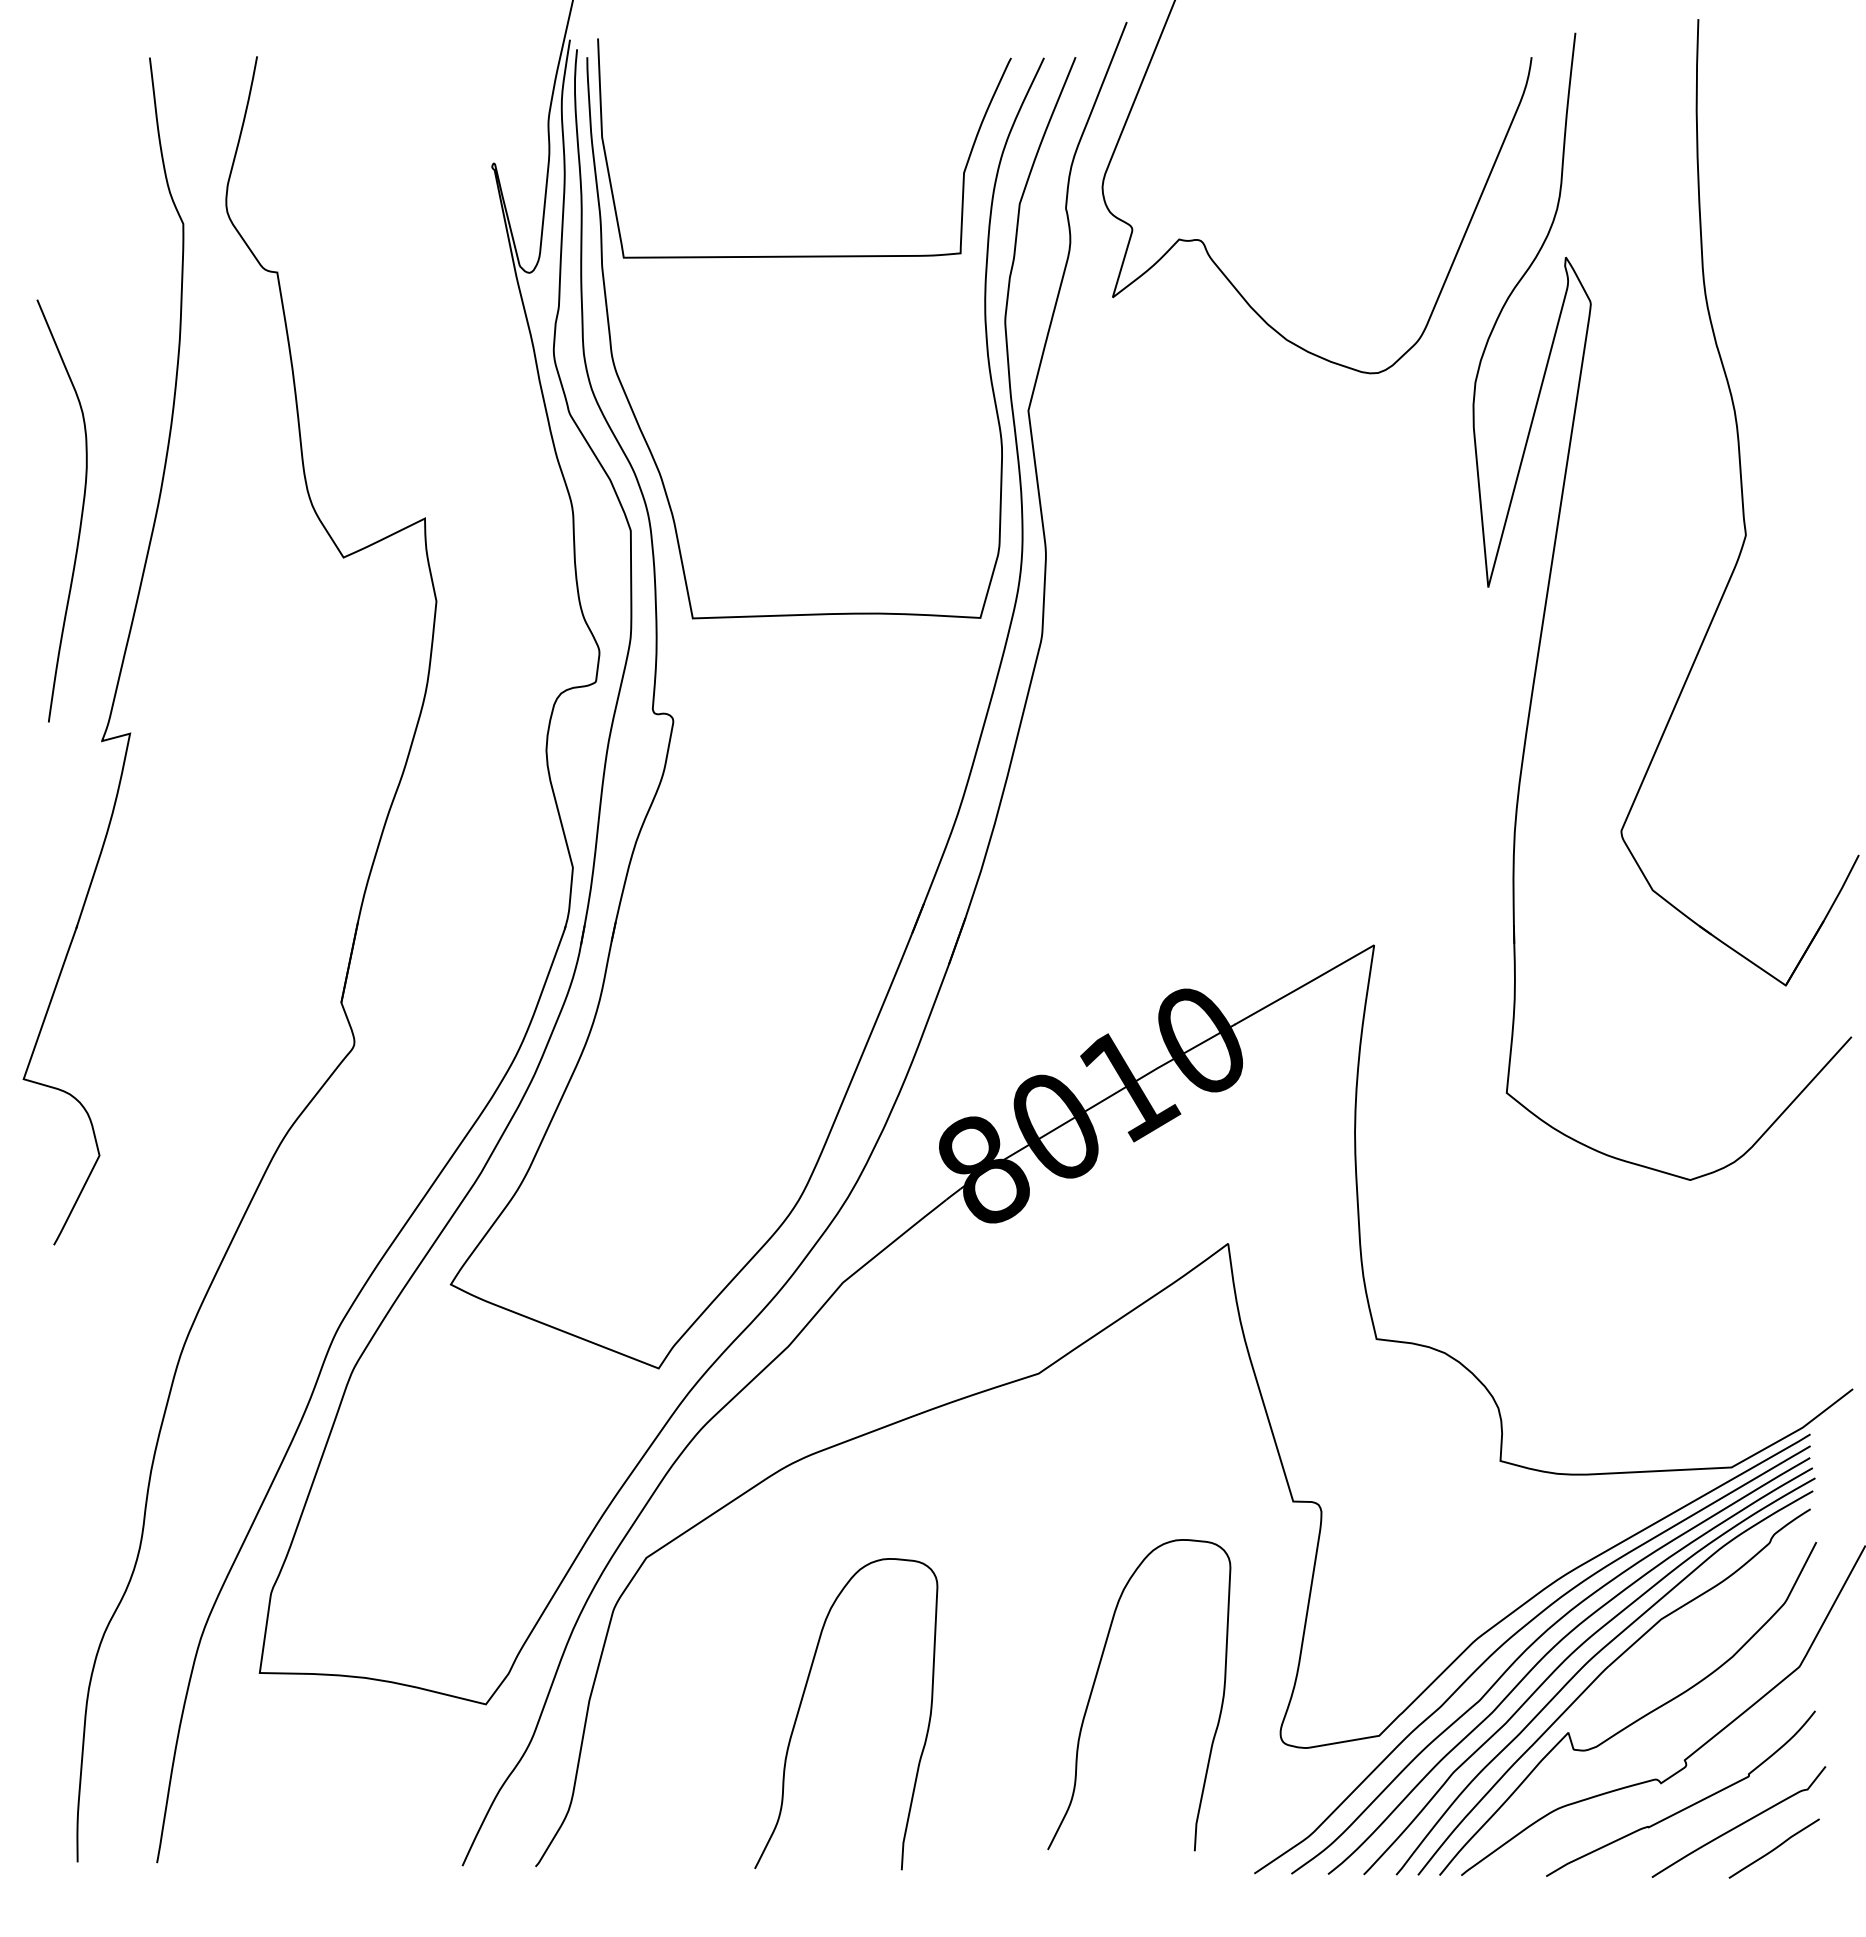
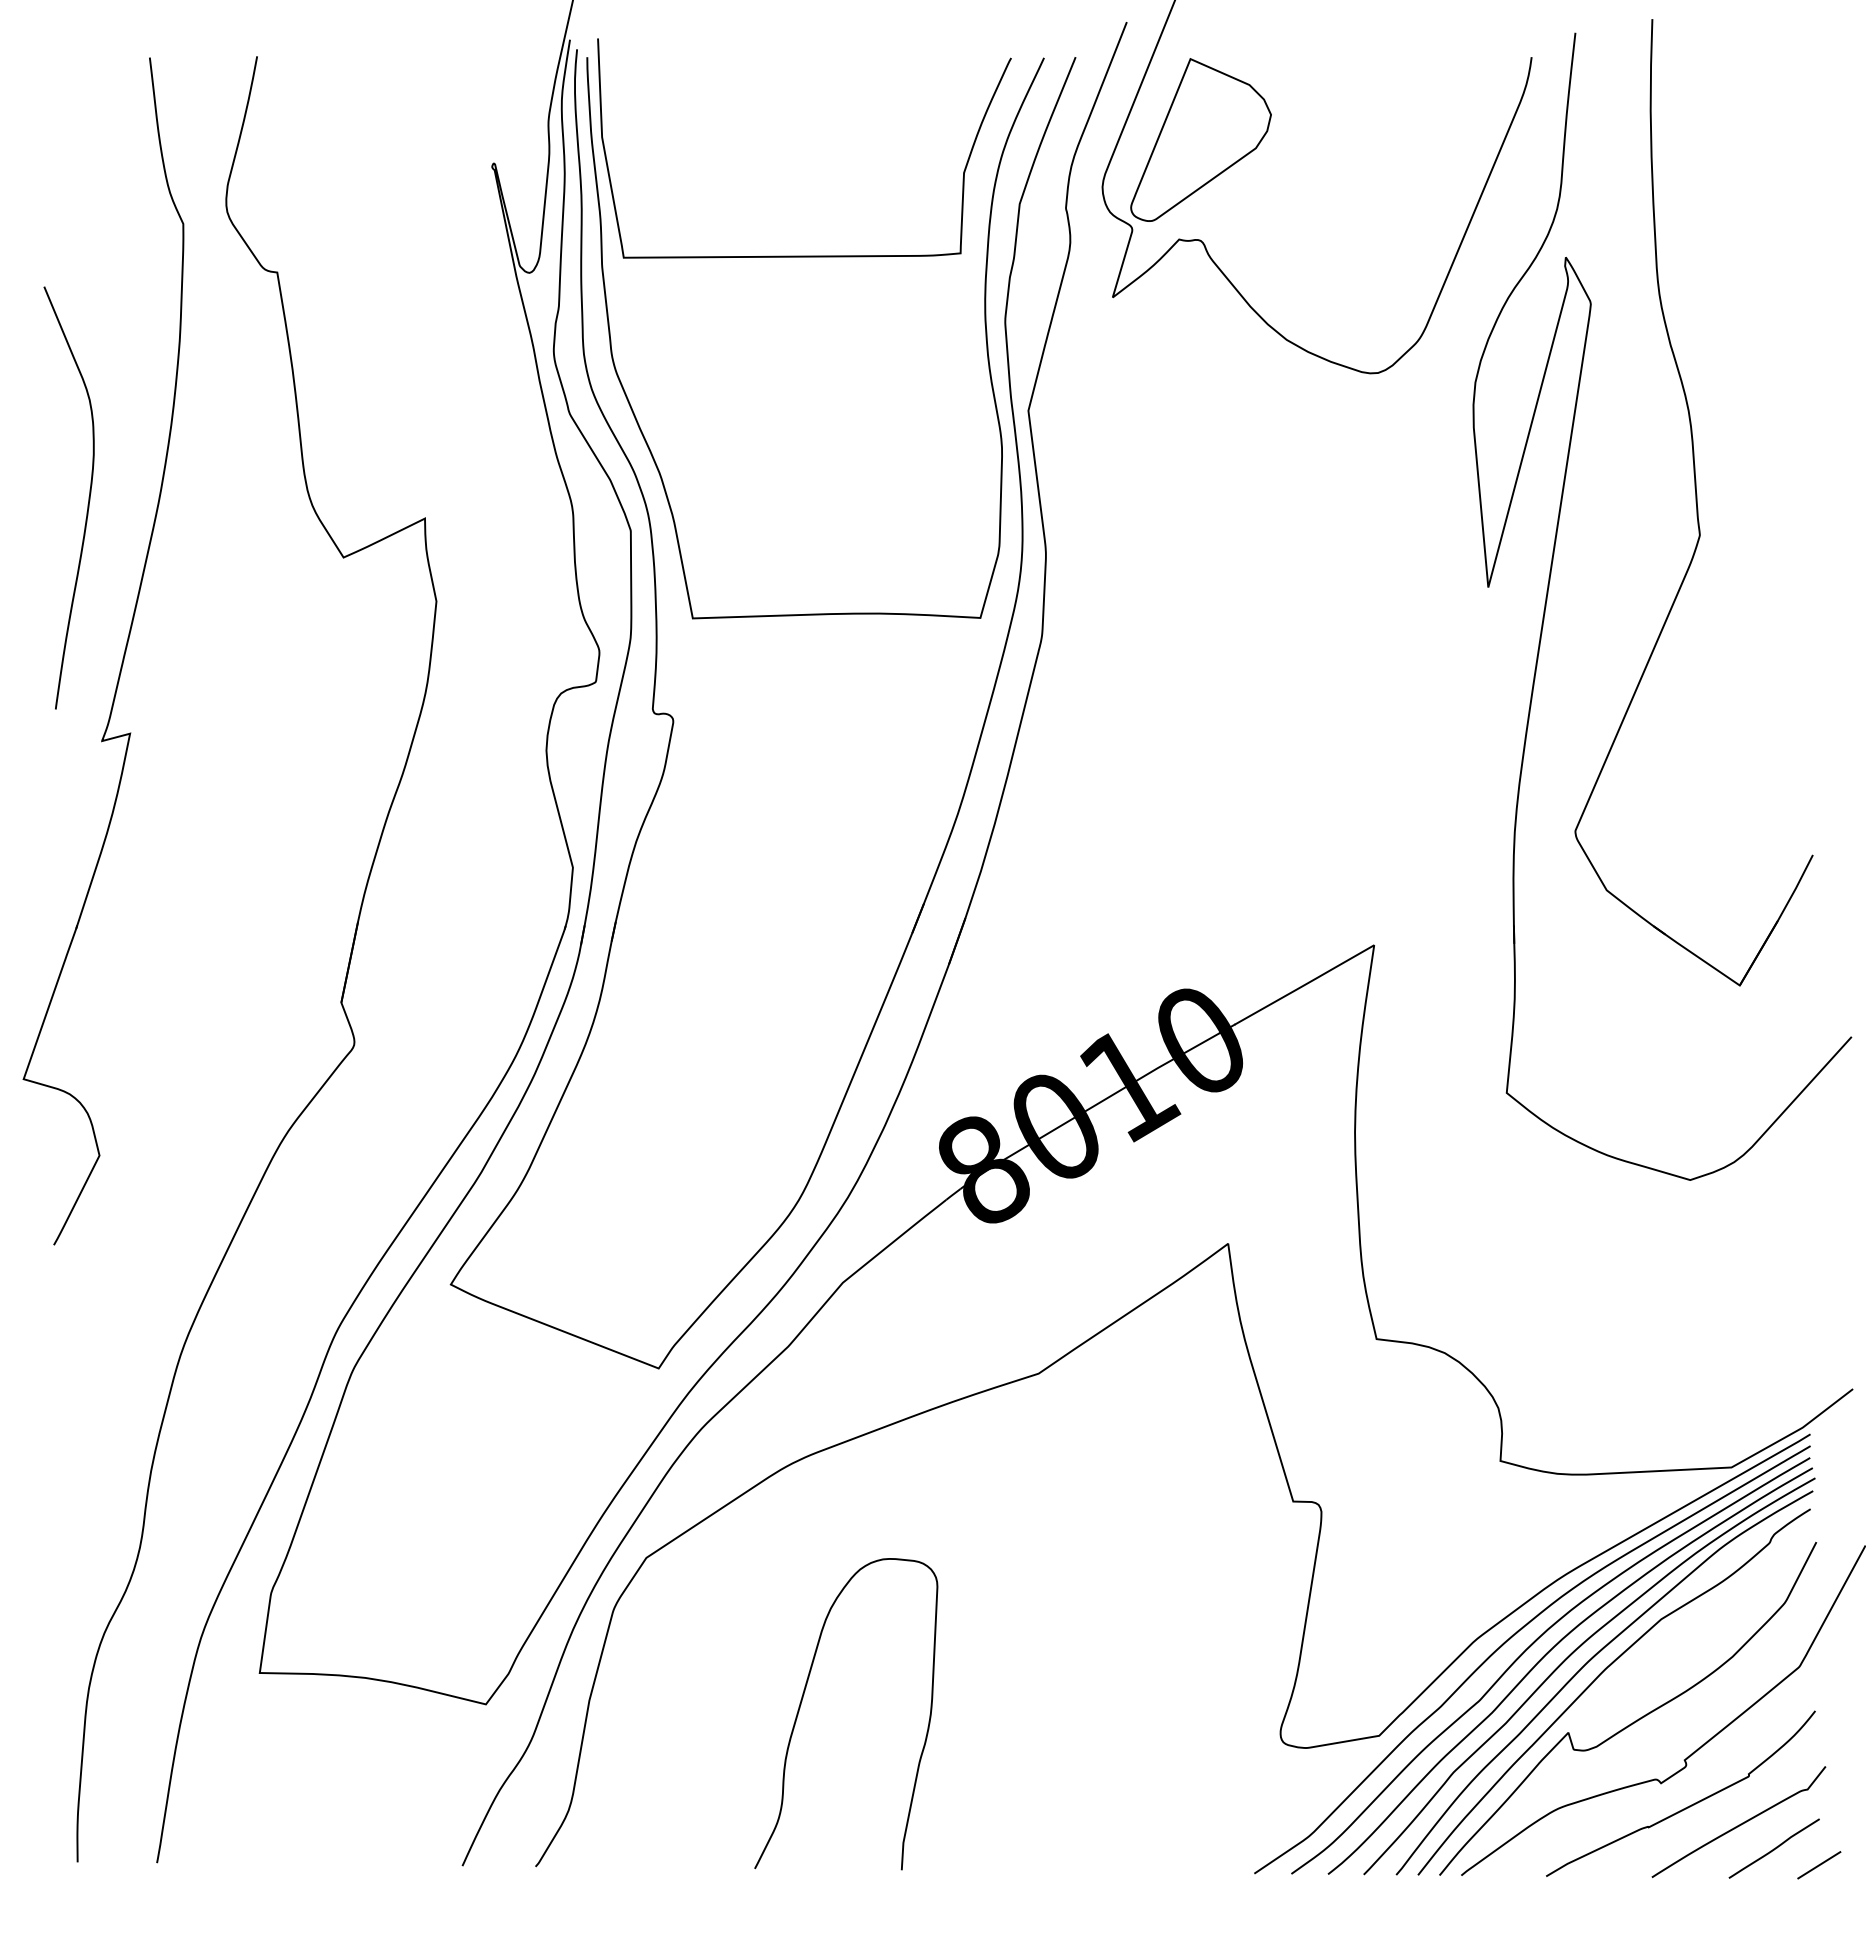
part: none -> present (1200, 139)
part position: (1739, 502) -> (1693, 502) (1693, 502)
curve position: (81, 510) -> (88, 497) (88, 497)
curve: present -> none (1096, 1679)
line: none -> present (1819, 1865)
